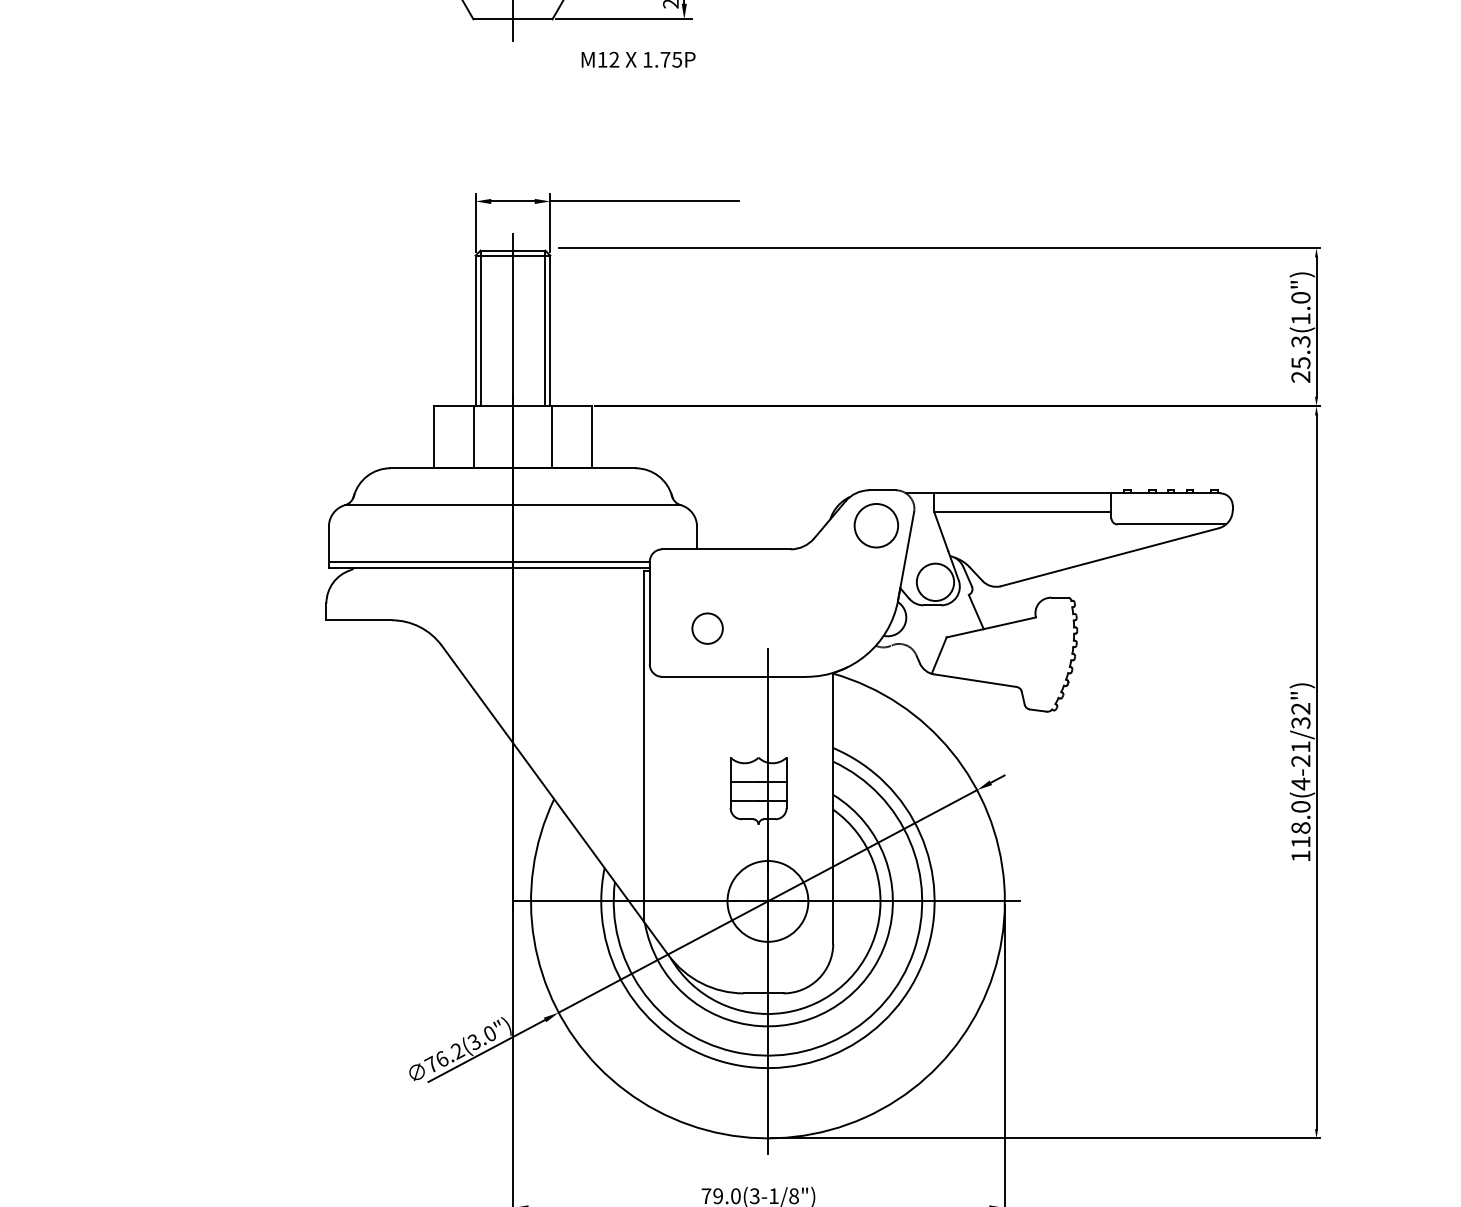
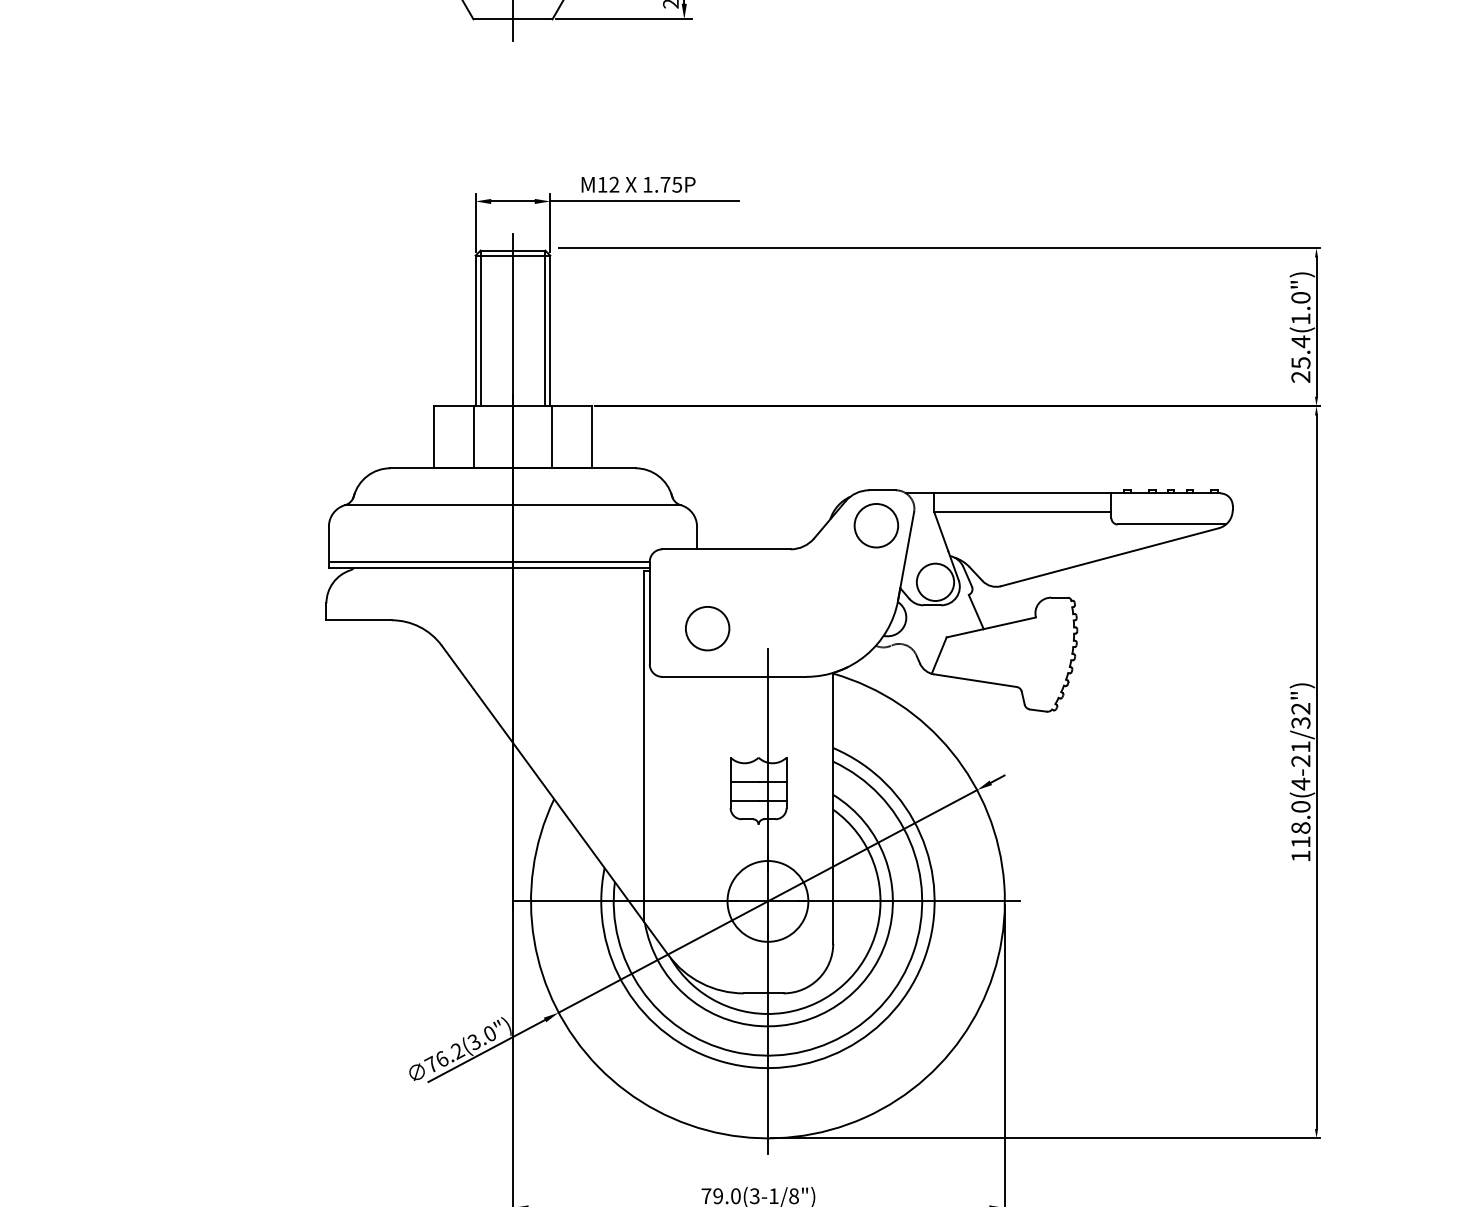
text position: (638, 59) -> (638, 184) (638, 184)
text: 25.3(1.0") -> 25.4(1.0") (1300, 341)
circle diameter: 30 px -> 44 px (707, 628)
